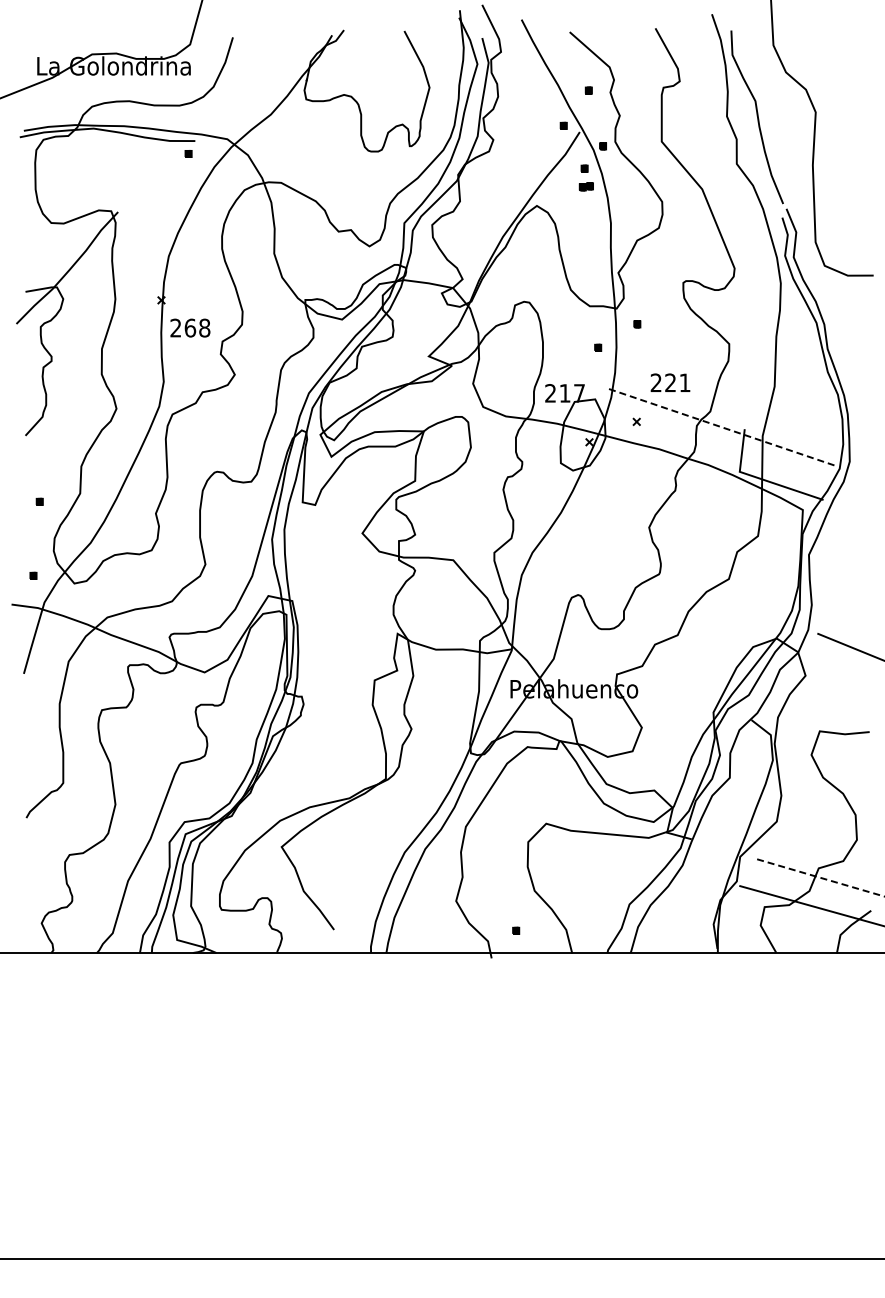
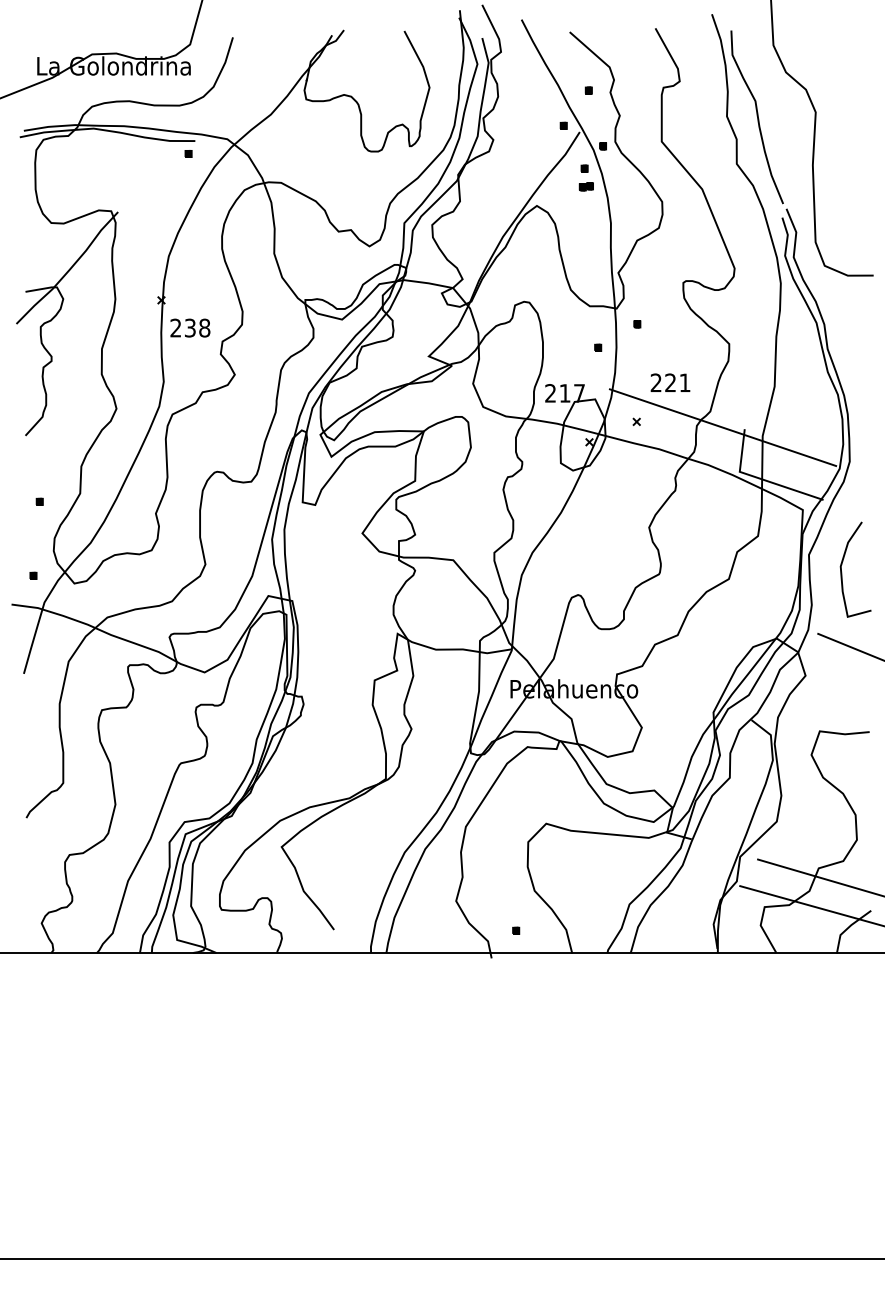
text: 268 -> 238 (190, 327)
line: dashed -> solid (723, 427)
curve: none -> present (842, 572)
line: dashed -> solid (821, 878)
